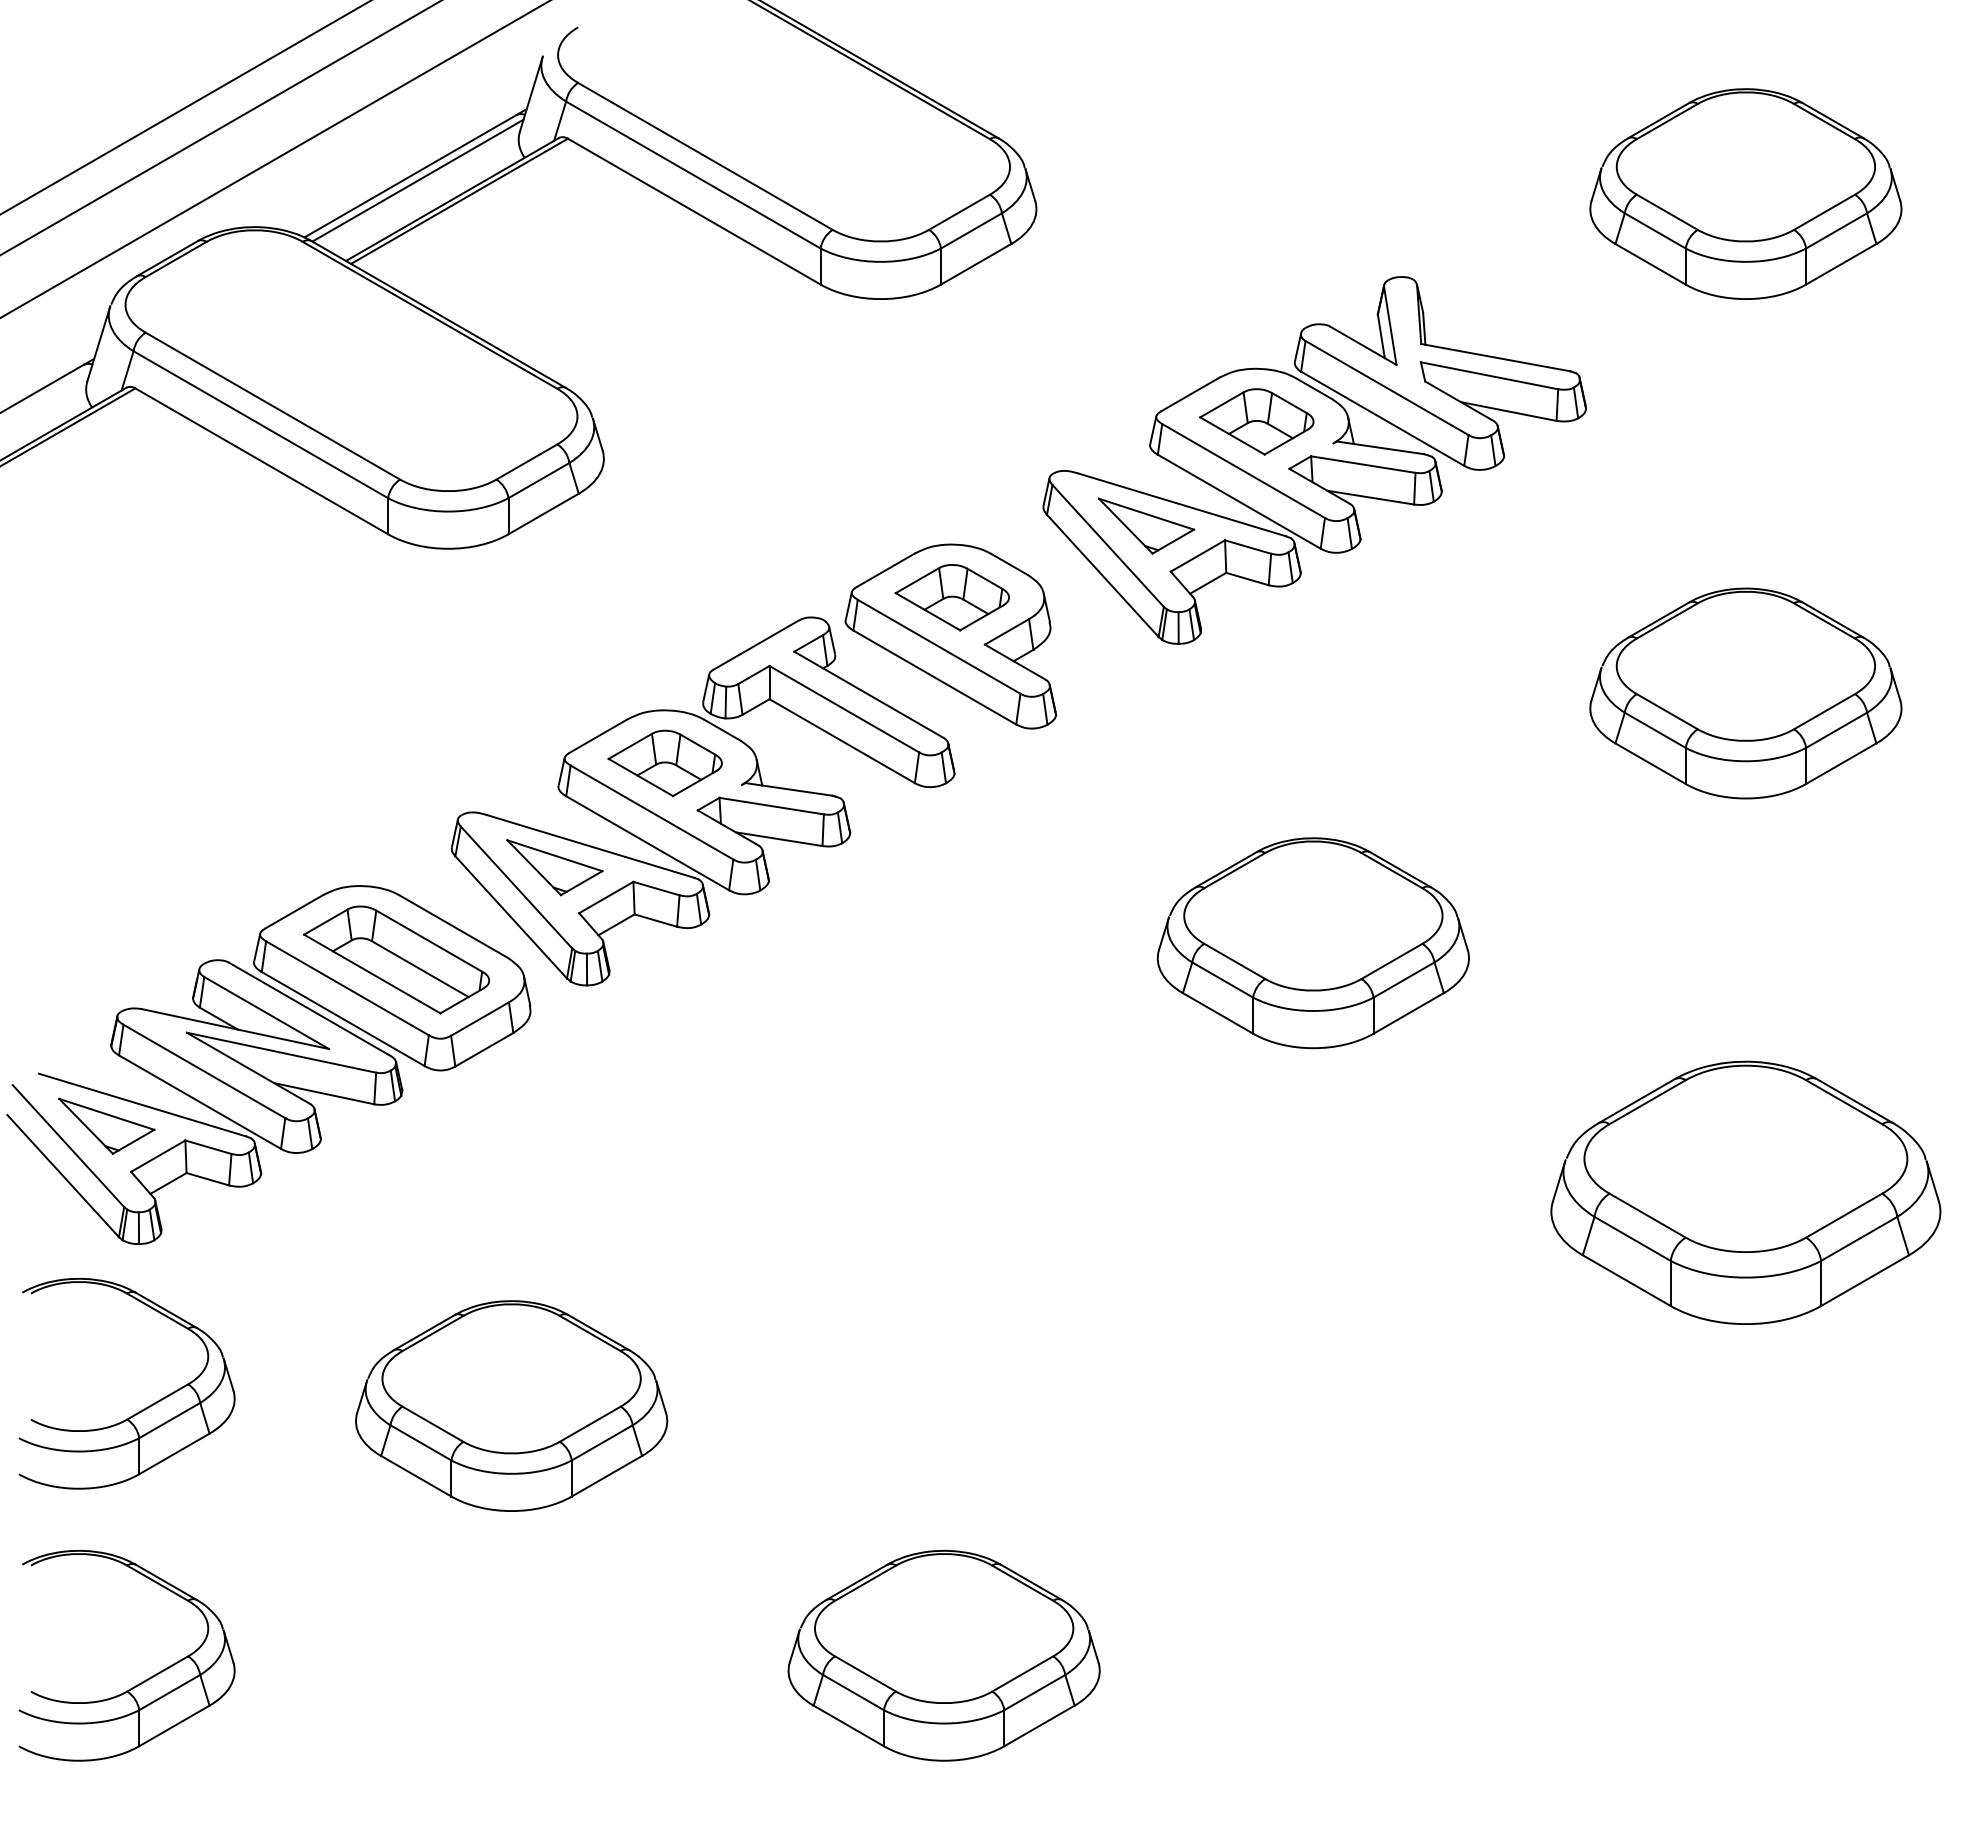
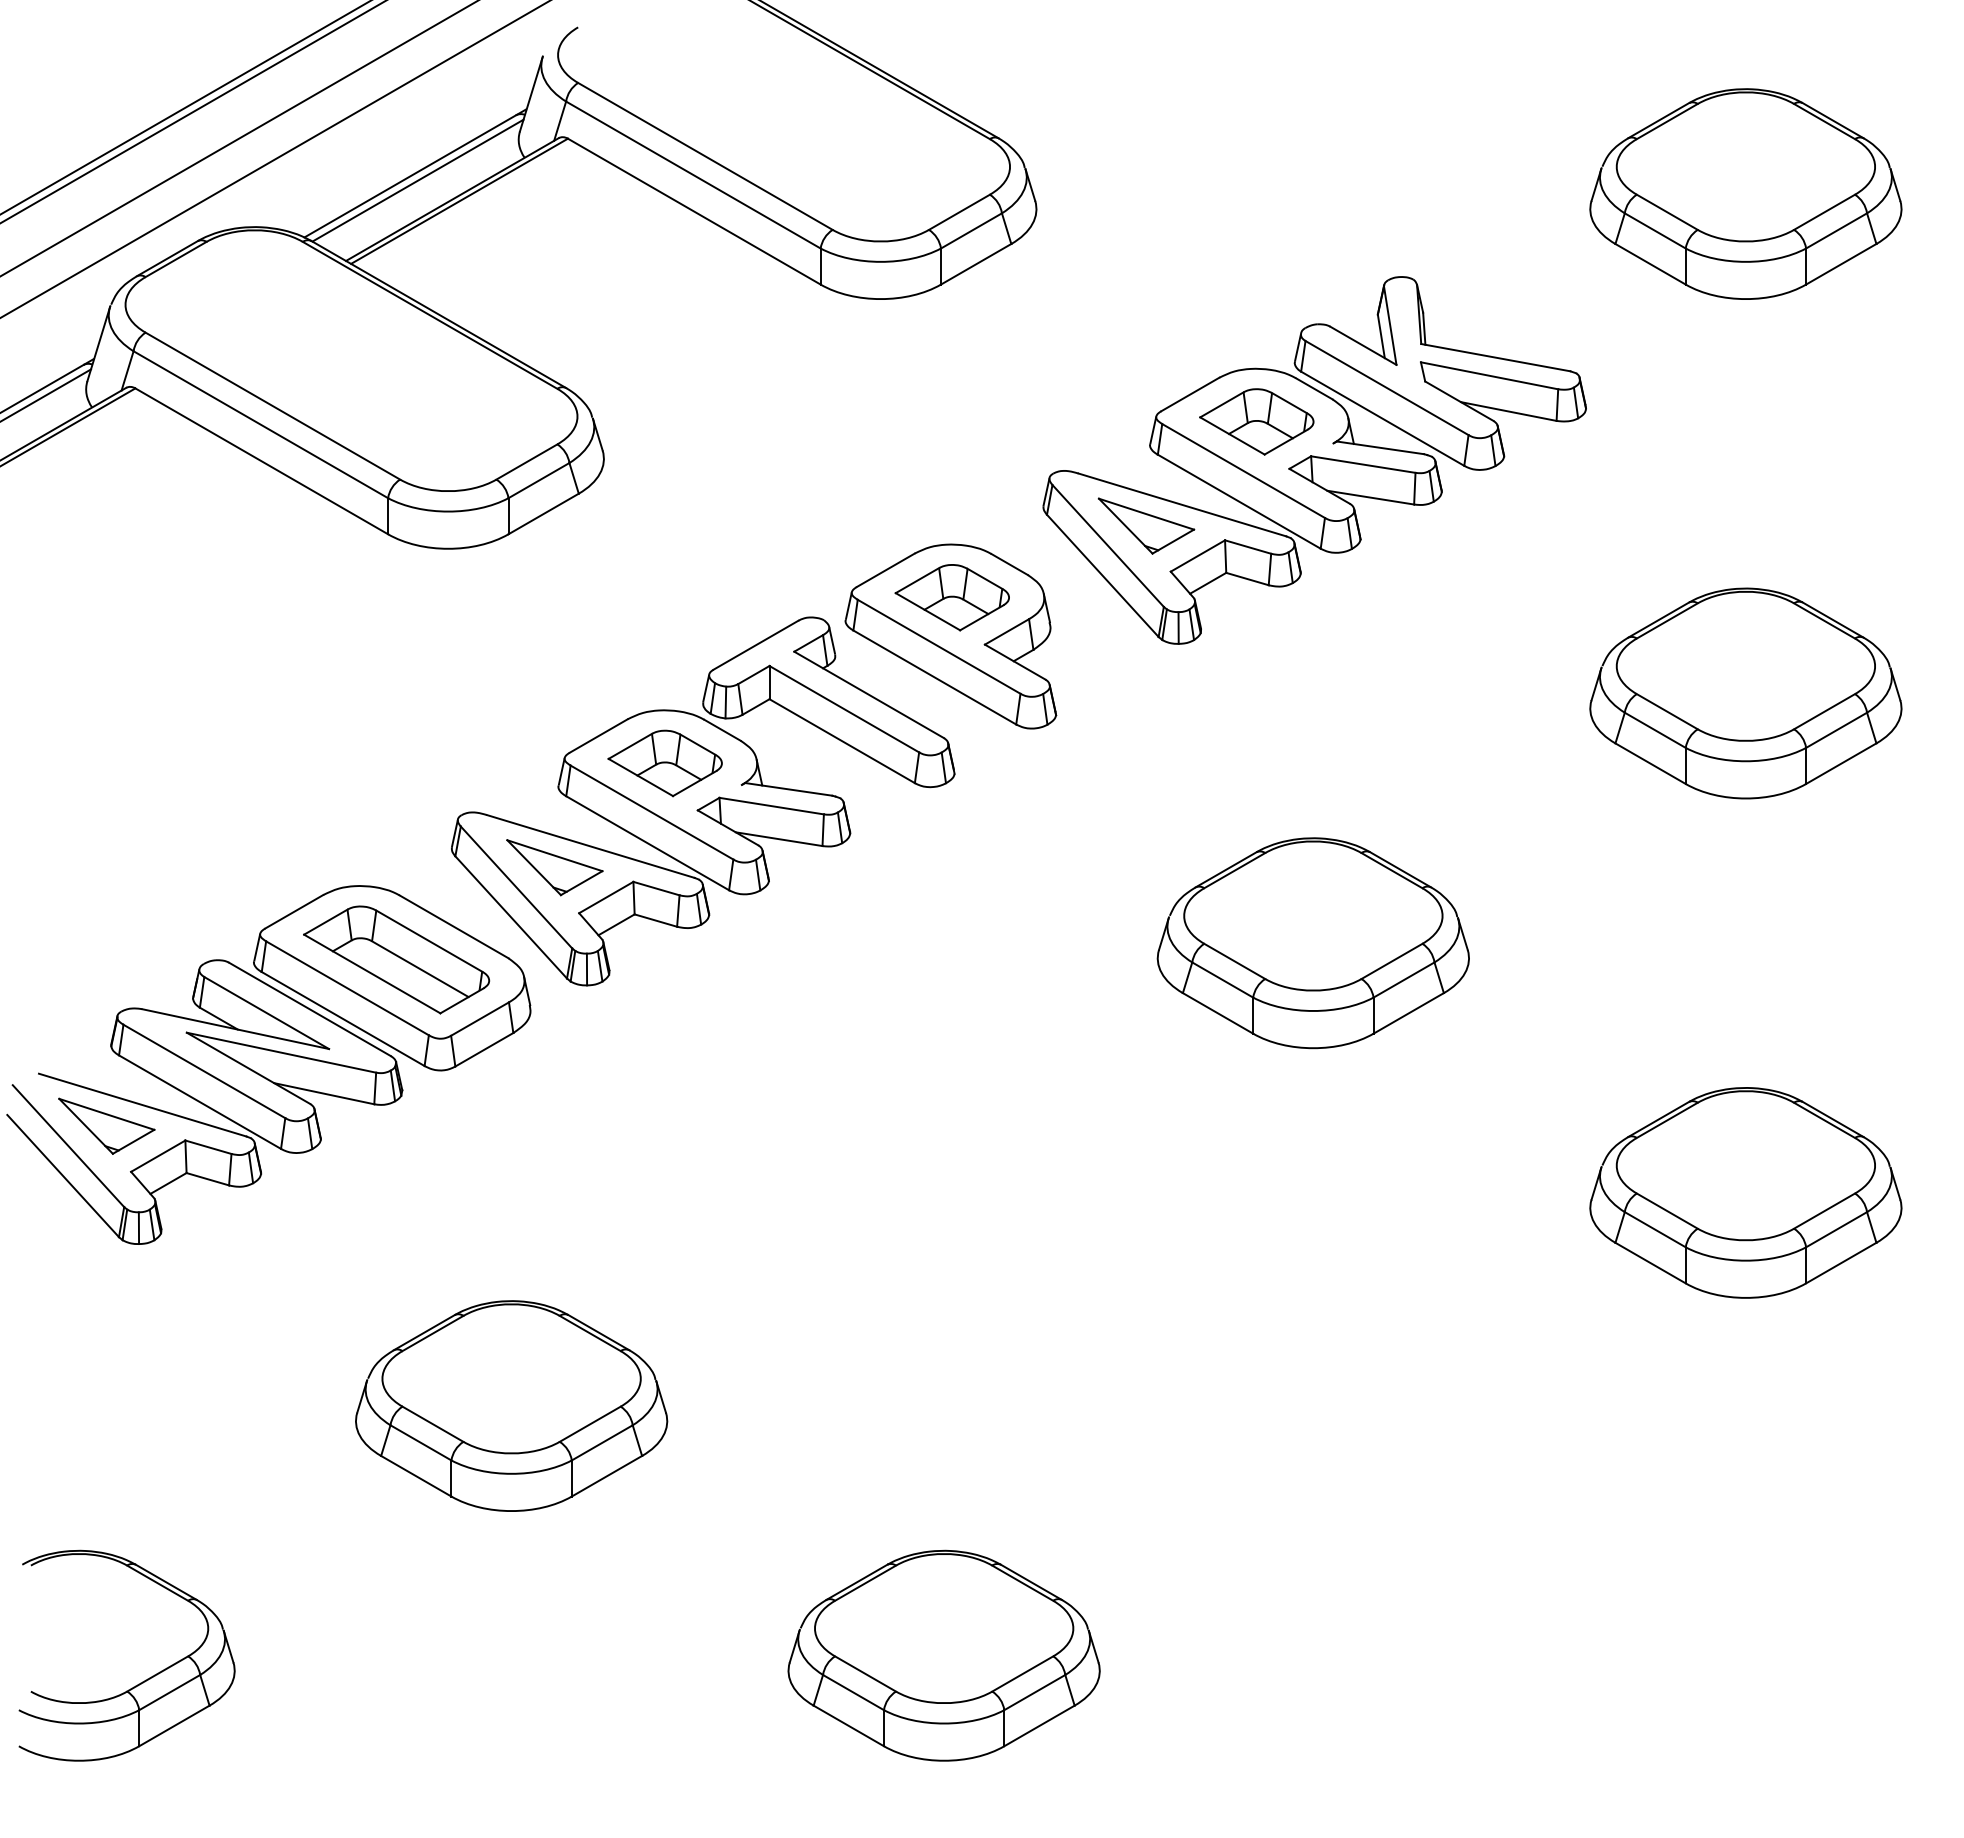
line: none -> present (192, 112)
line position: (220, 128) -> (238, 138) (238, 138)
line: none -> present (46, 394)
part size: 392x265 px -> 314x212 px (1745, 1192)
part: present -> none (140, 1410)
